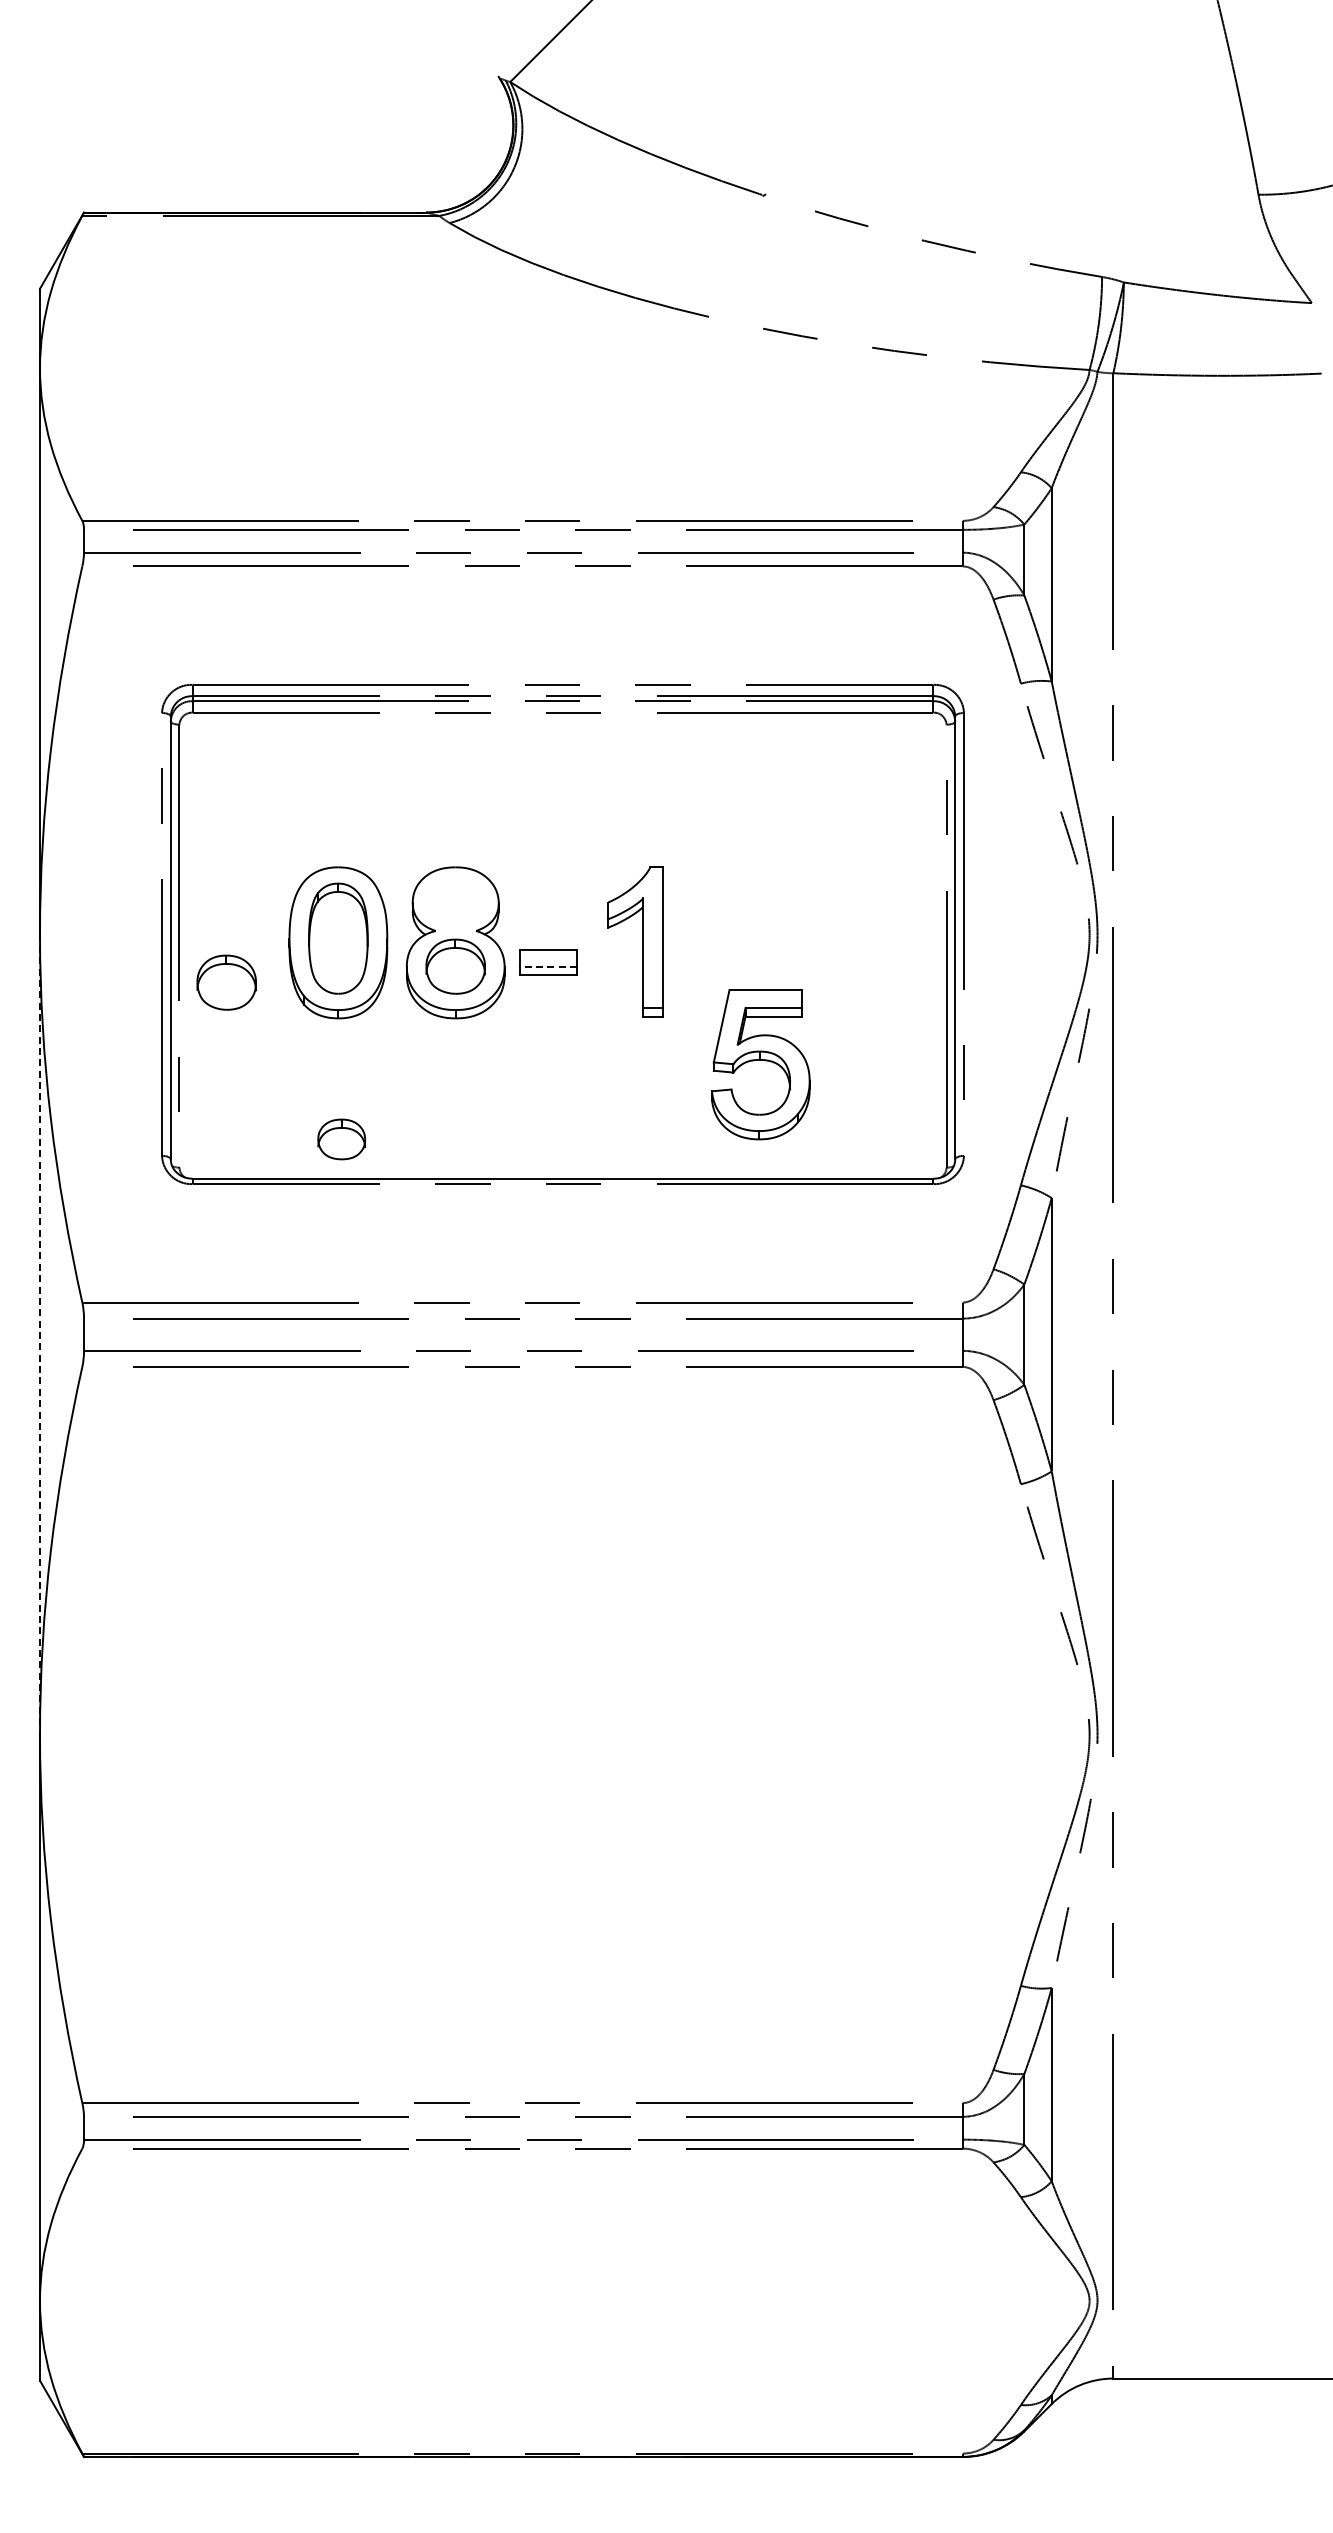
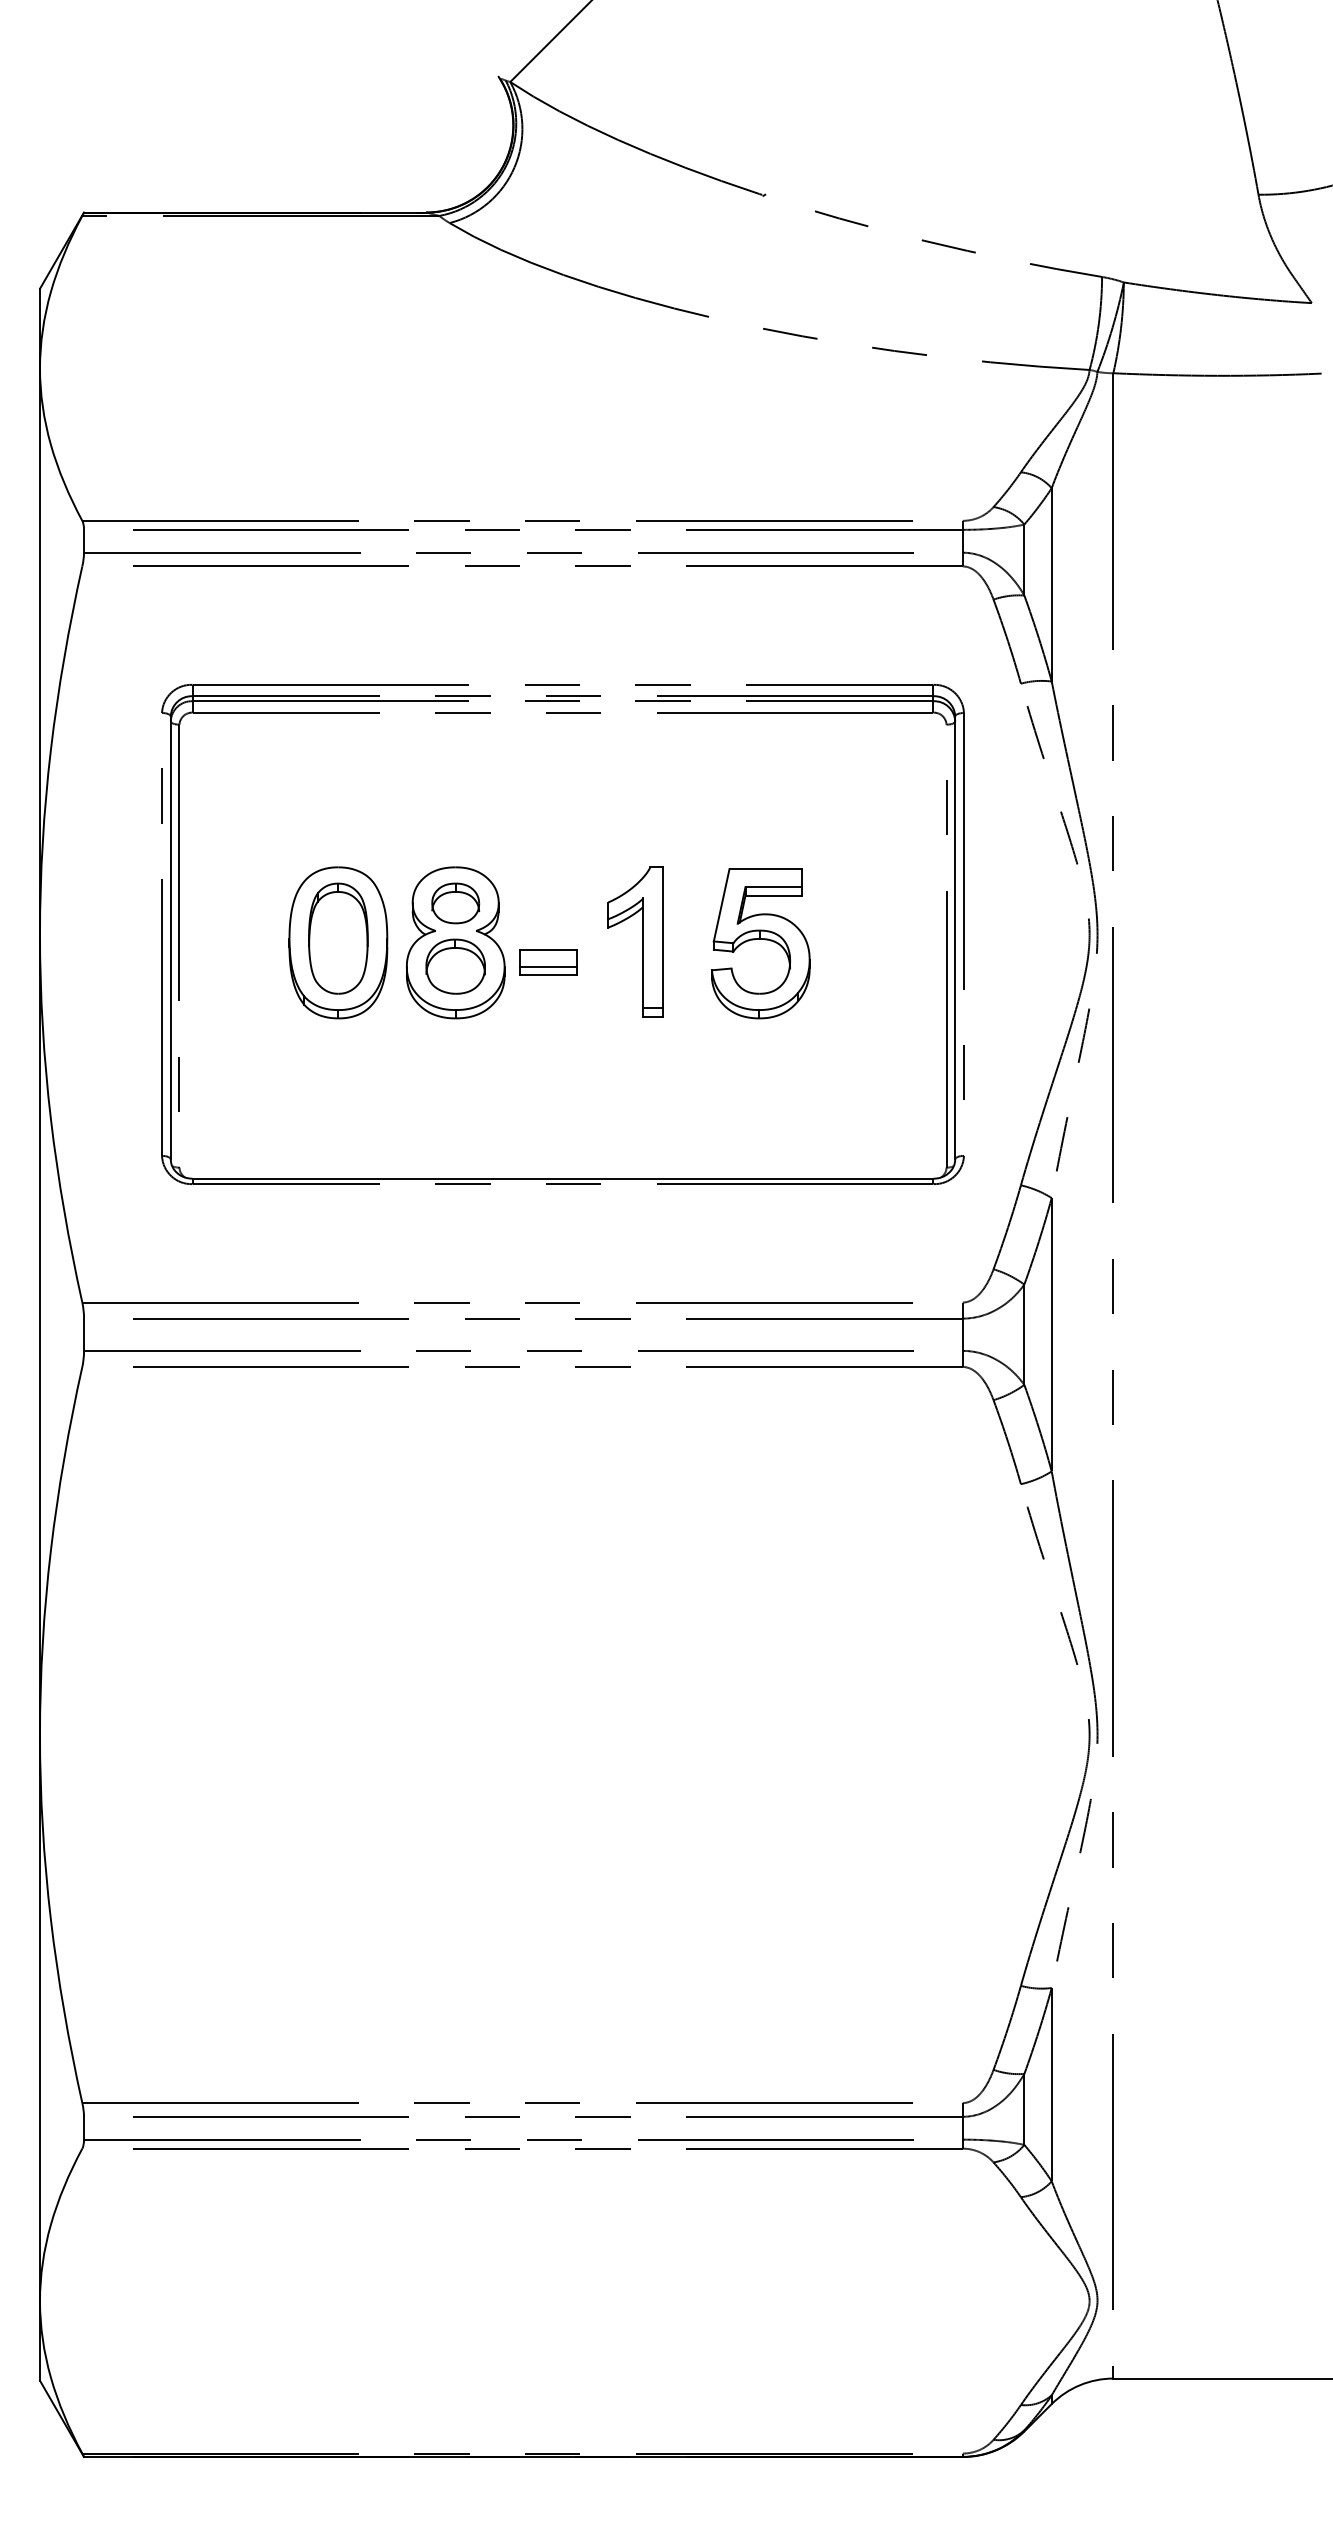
line: dashed -> solid (548, 966)
part: present -> none (226, 982)
part position: (760, 1064) -> (760, 943) (760, 943)
part position: (341, 1139) -> (455, 903) (455, 903)
line: dashed -> solid (40, 1335)
